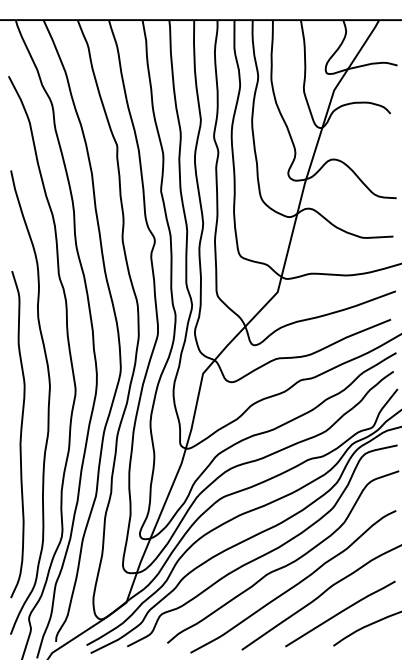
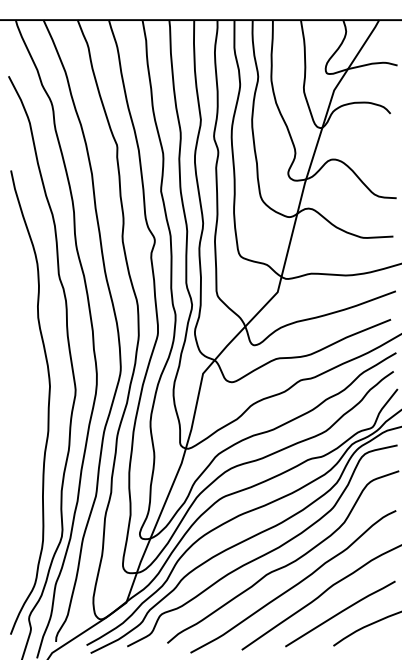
curve: present -> none (20, 434)
